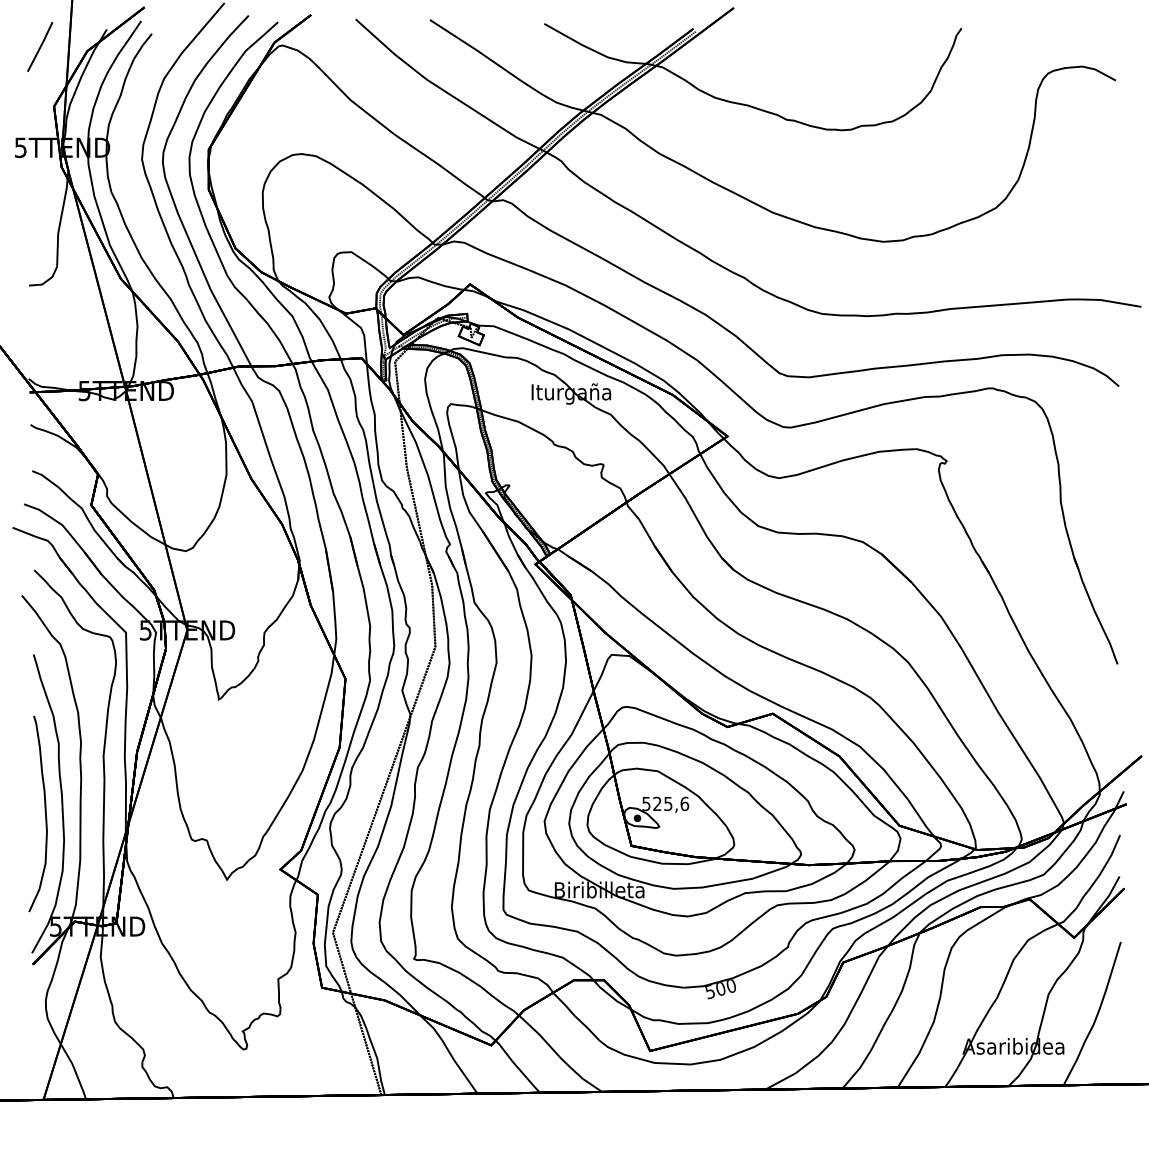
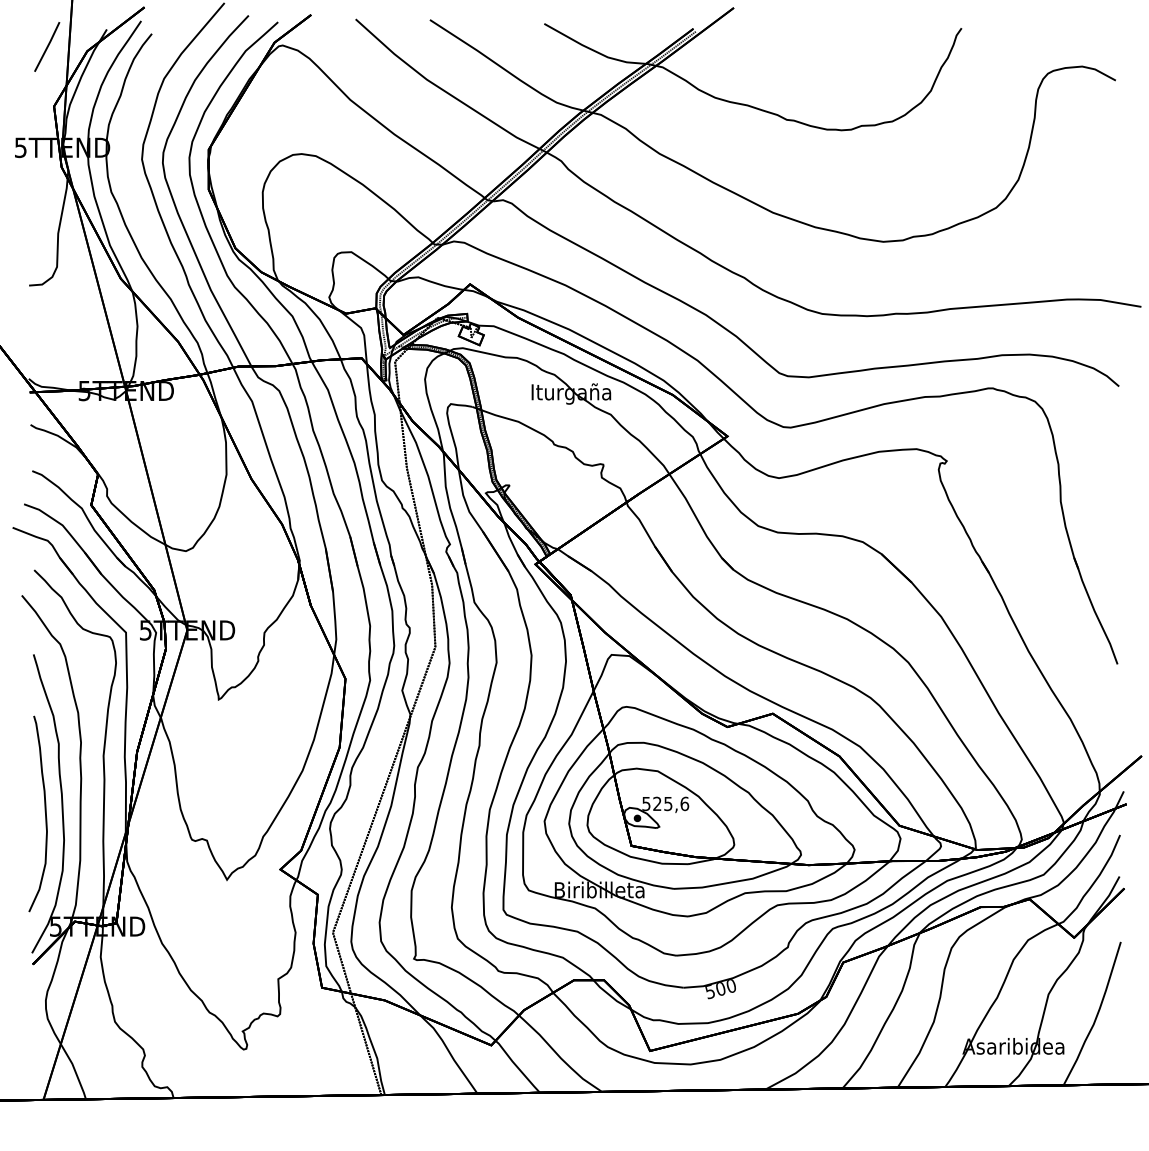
line position: (40, 46) -> (47, 46) (47, 46)
